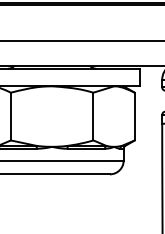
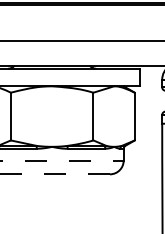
line: solid -> dashed (62, 160)
line: solid -> dashed (55, 174)
